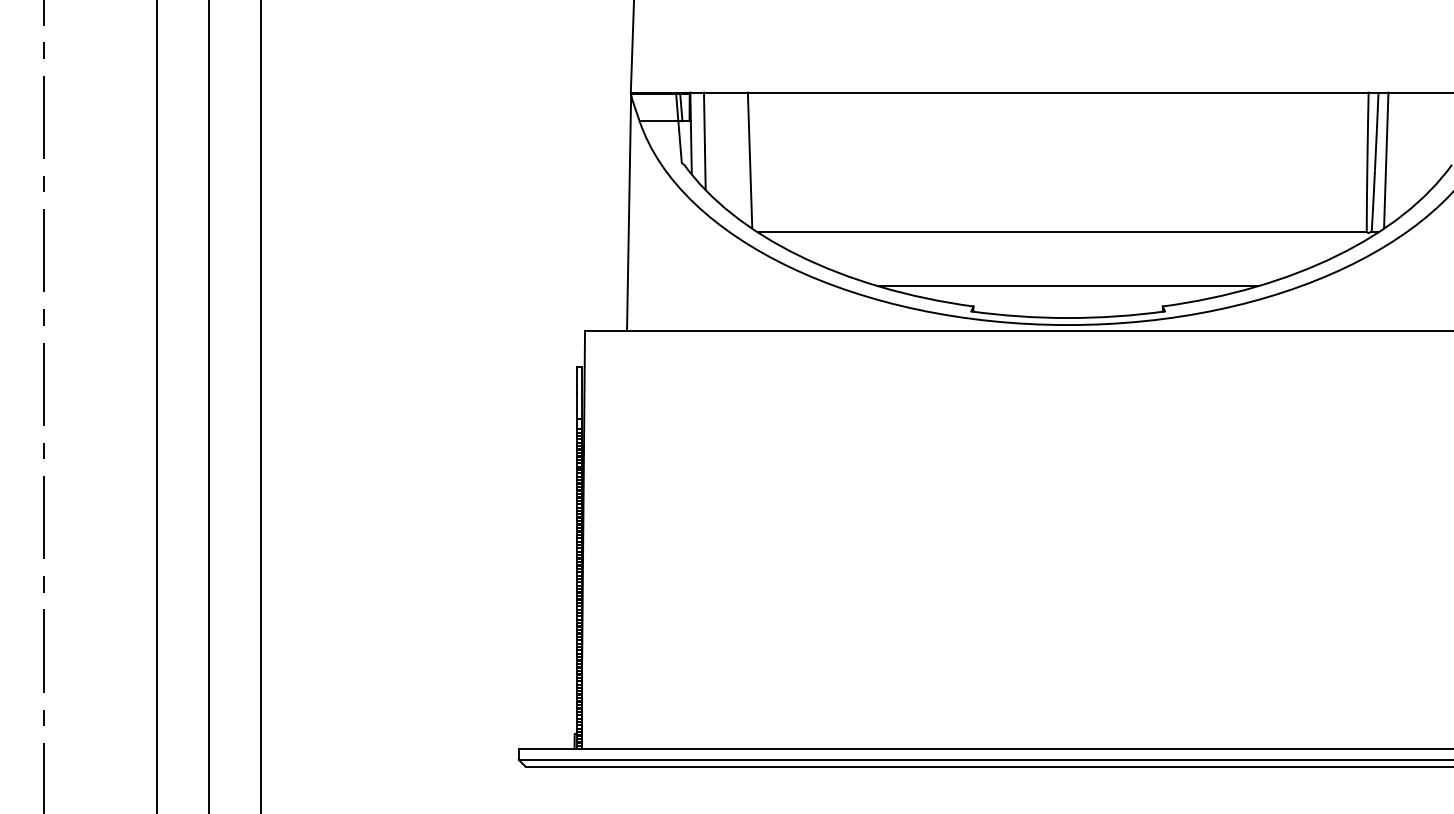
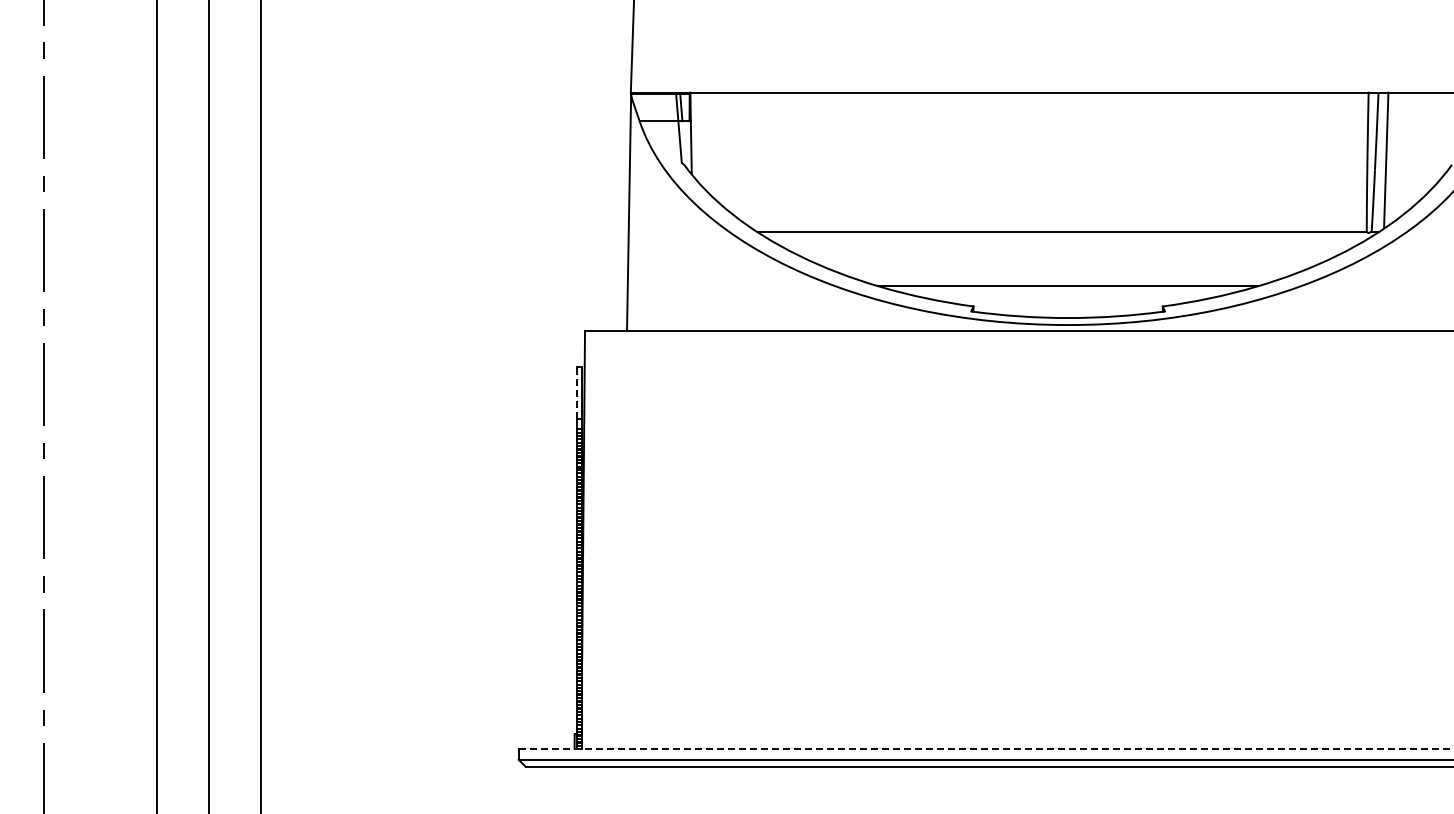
line: present -> none (704, 140)
line: present -> none (749, 160)
line: solid -> dashed (576, 393)
line: solid -> dashed (986, 748)
